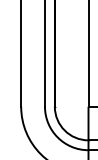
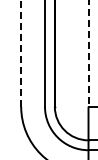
line: solid -> dashed (21, 53)
line: solid -> dashed (88, 53)
